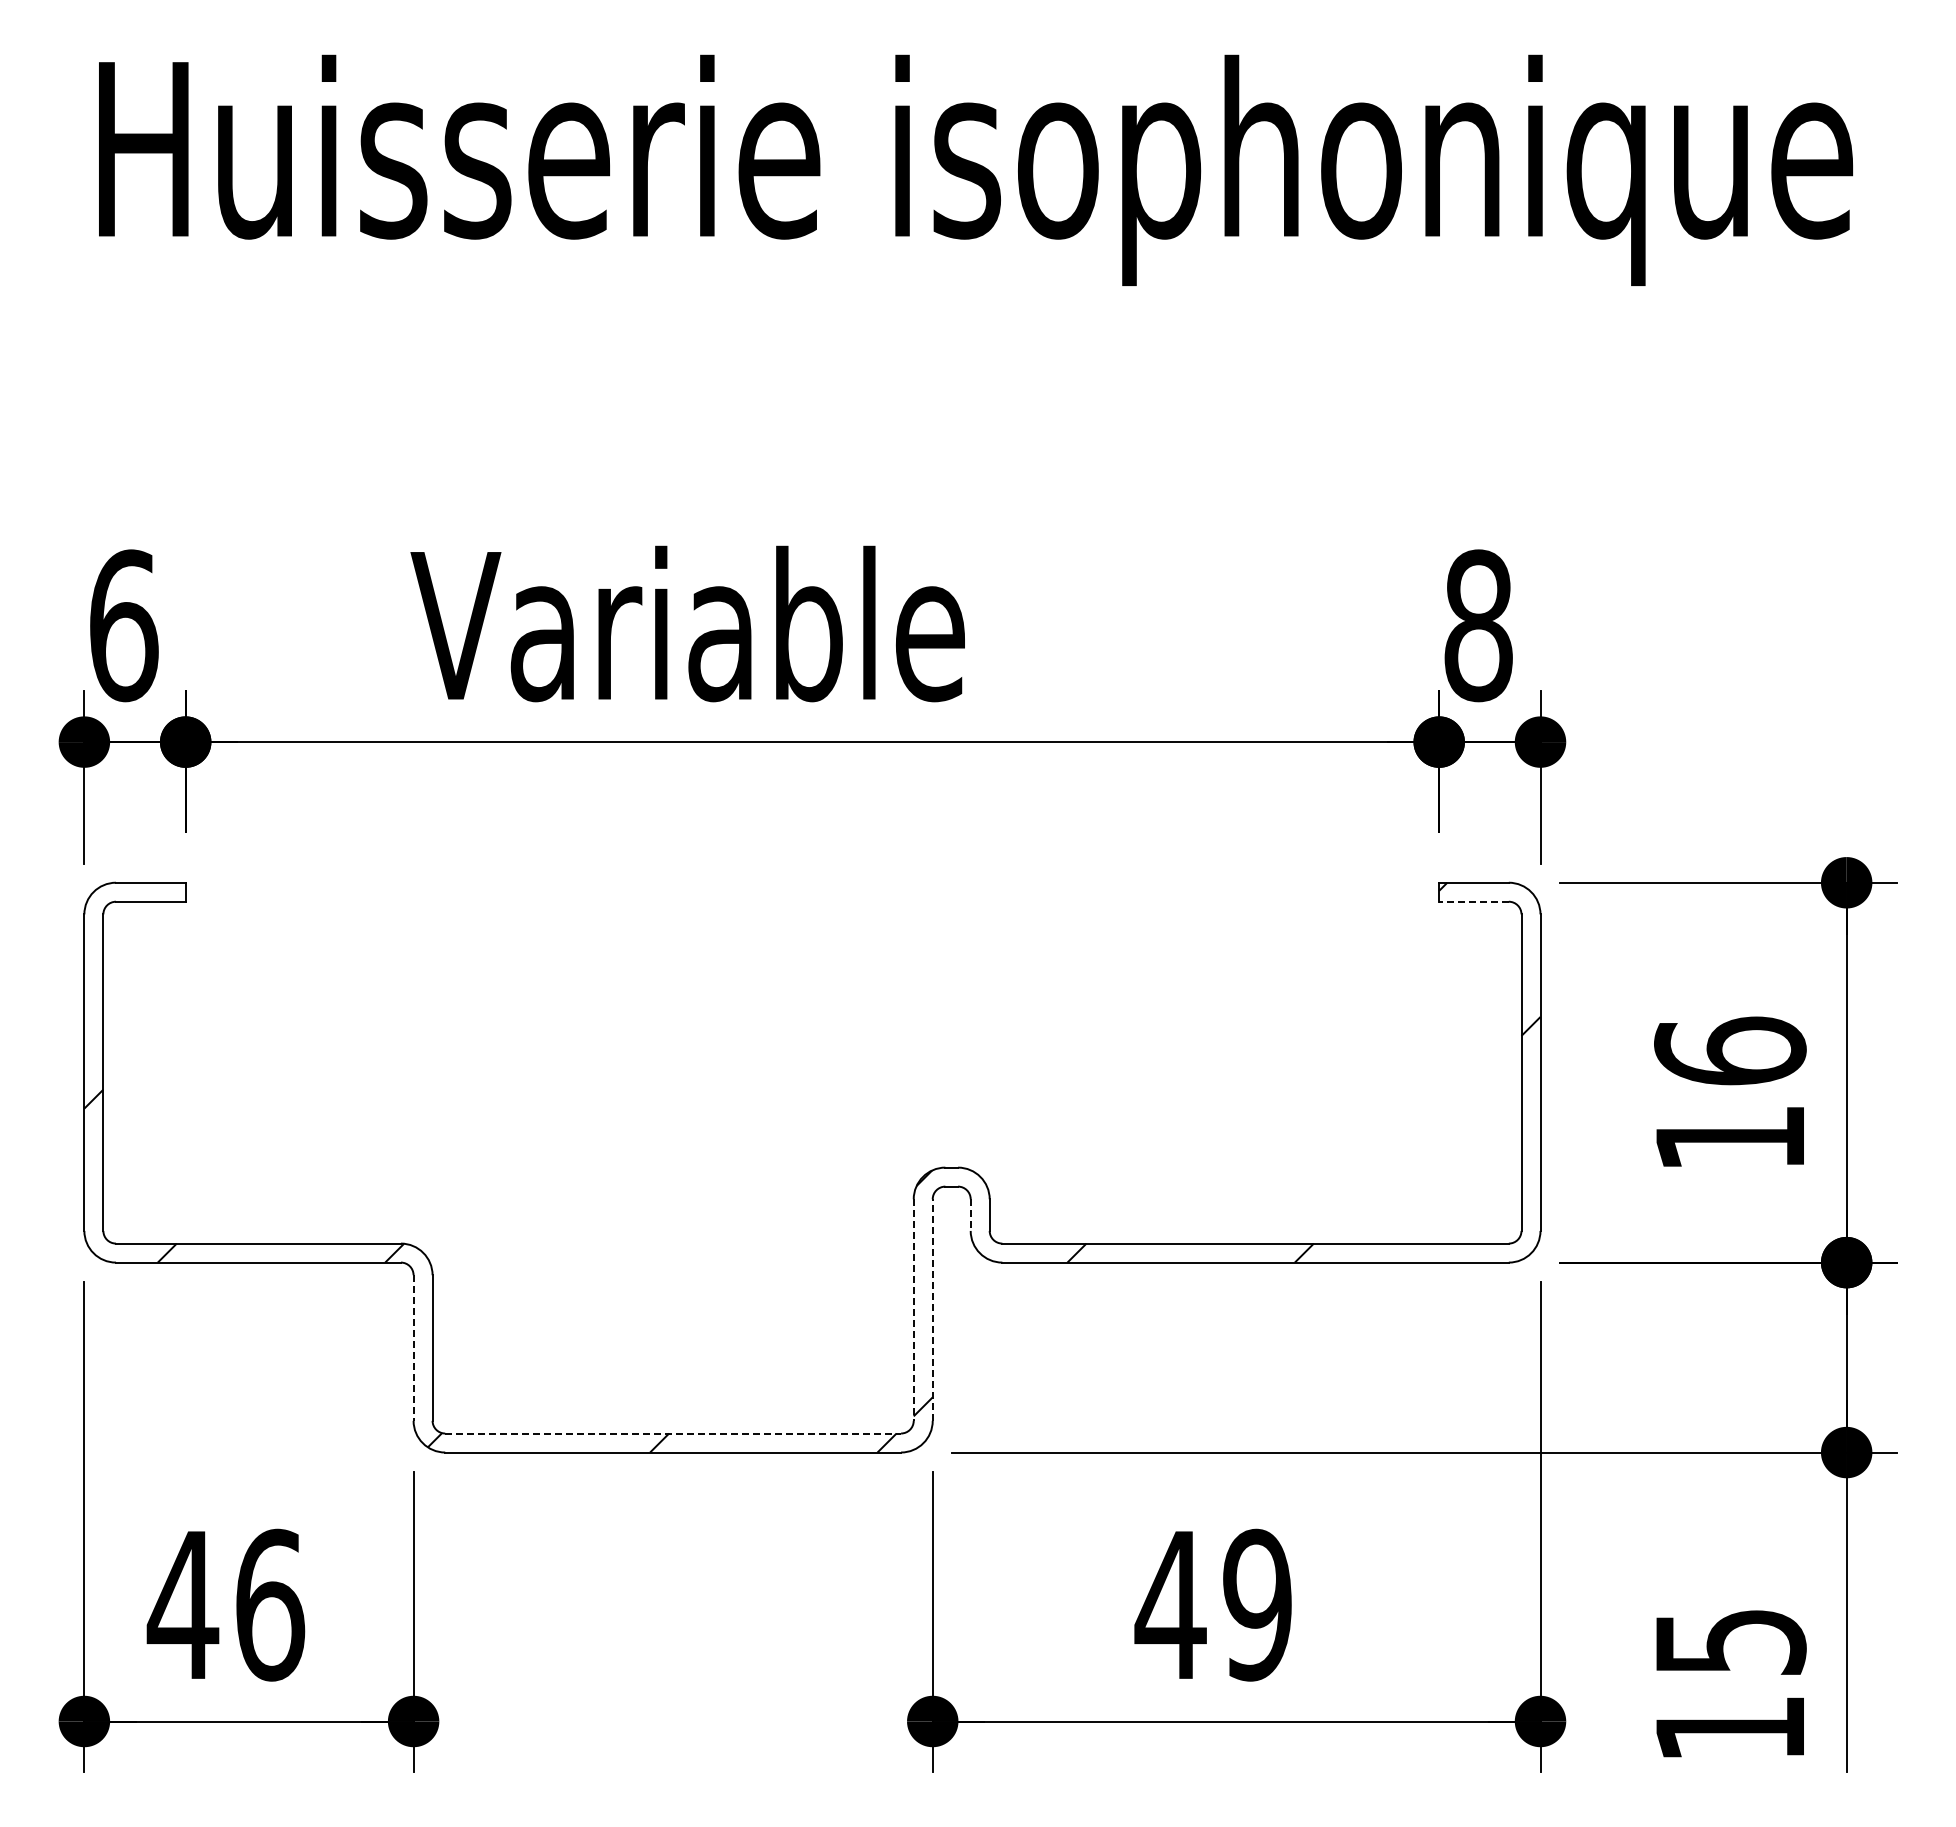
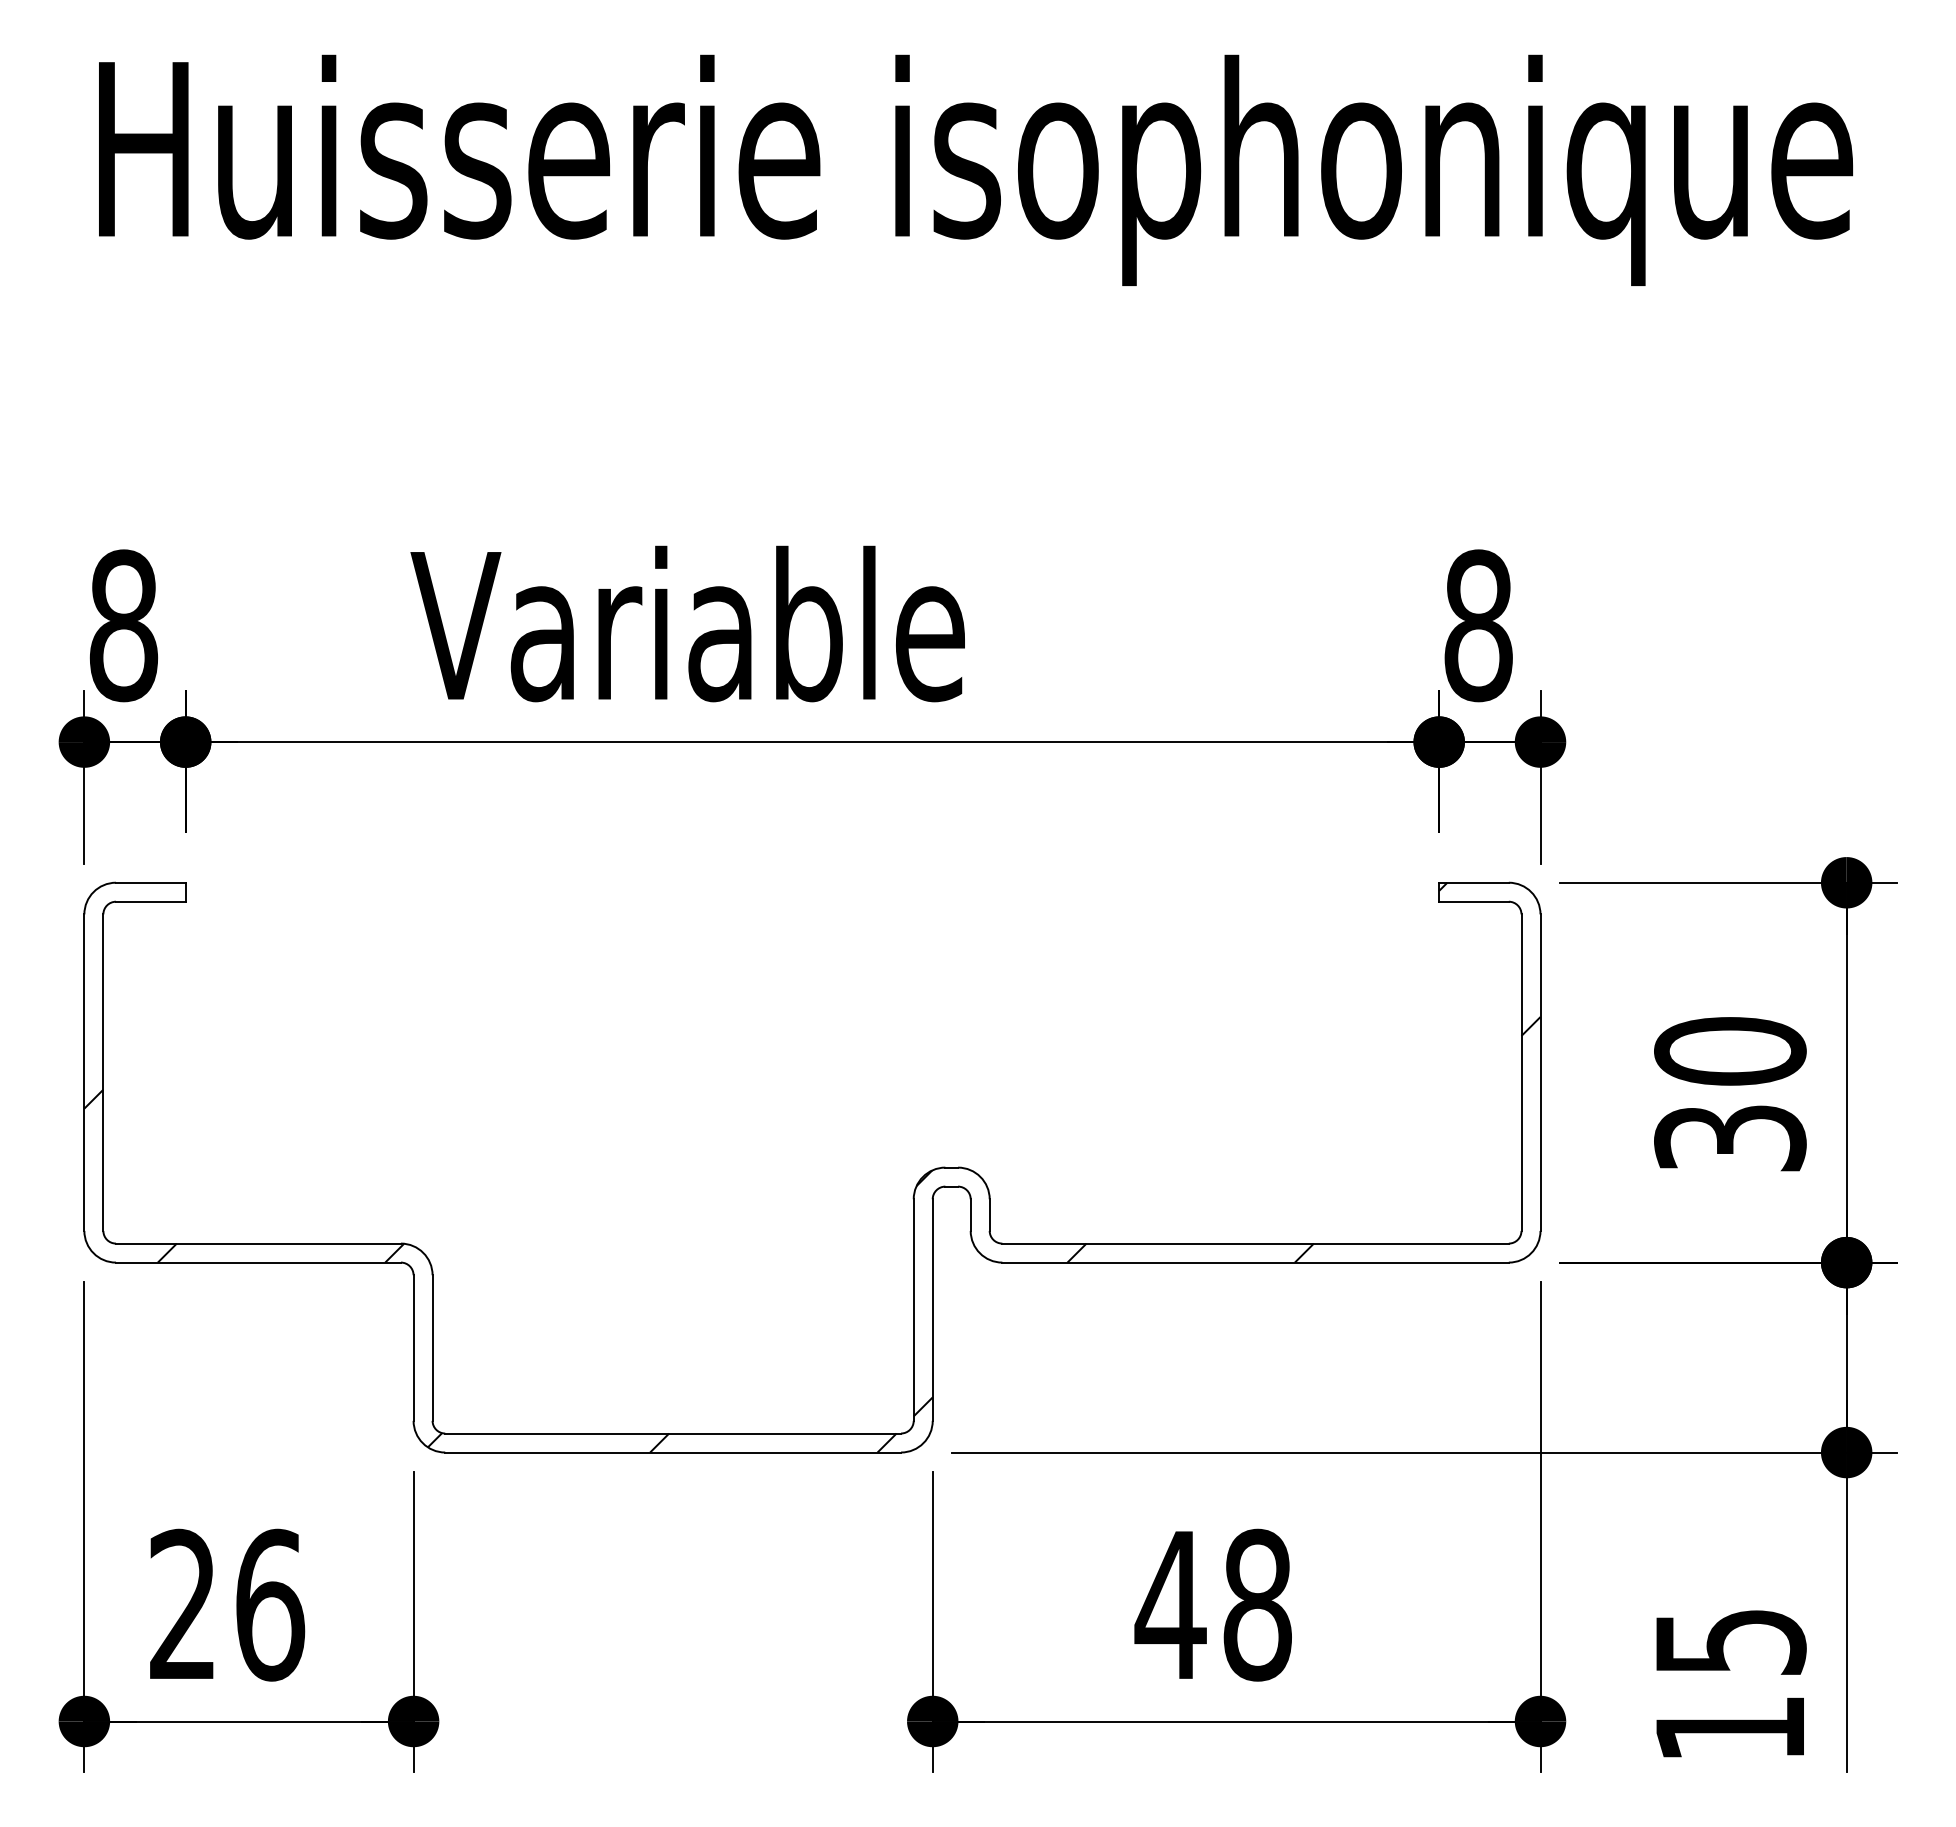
text: 6 -> 8 (123, 625)
line: dashed -> solid (1474, 901)
text: 16 -> 30 (1730, 1093)
line: dashed -> solid (970, 1215)
line: dashed -> solid (913, 1310)
line: dashed -> solid (932, 1310)
line: dashed -> solid (413, 1348)
line: dashed -> solid (673, 1433)
text: 46 -> 26 (182, 1603)
text: 49 -> 48 (1257, 1604)
